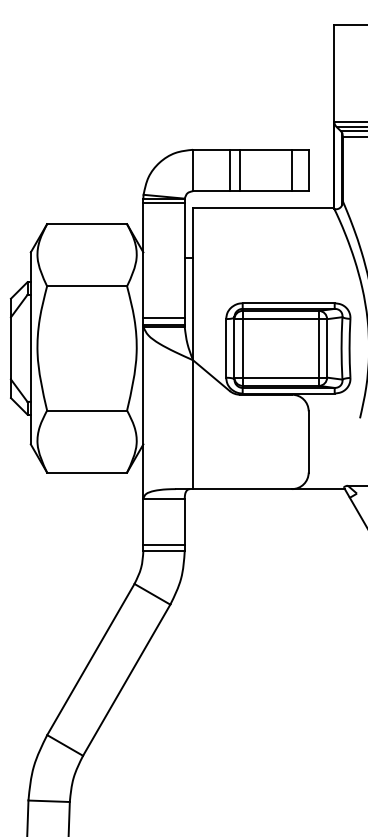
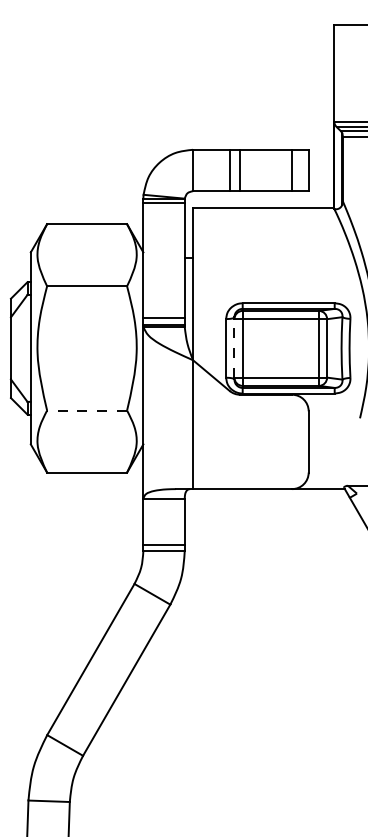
line: solid -> dashed (234, 347)
line: solid -> dashed (87, 410)
